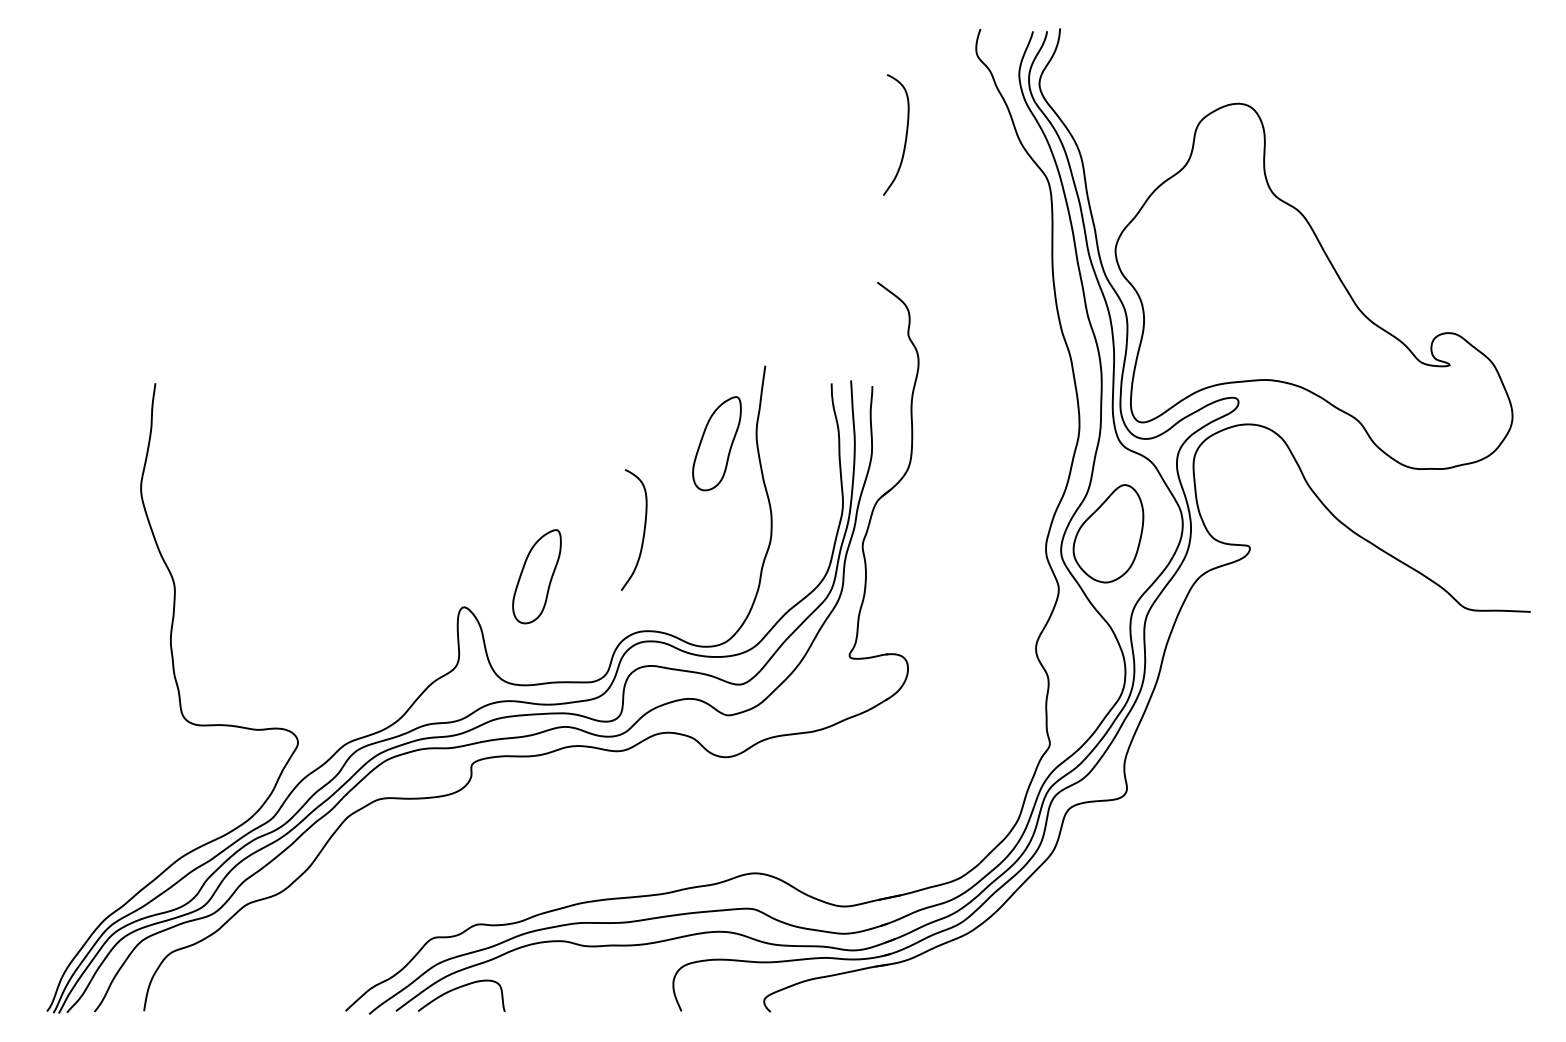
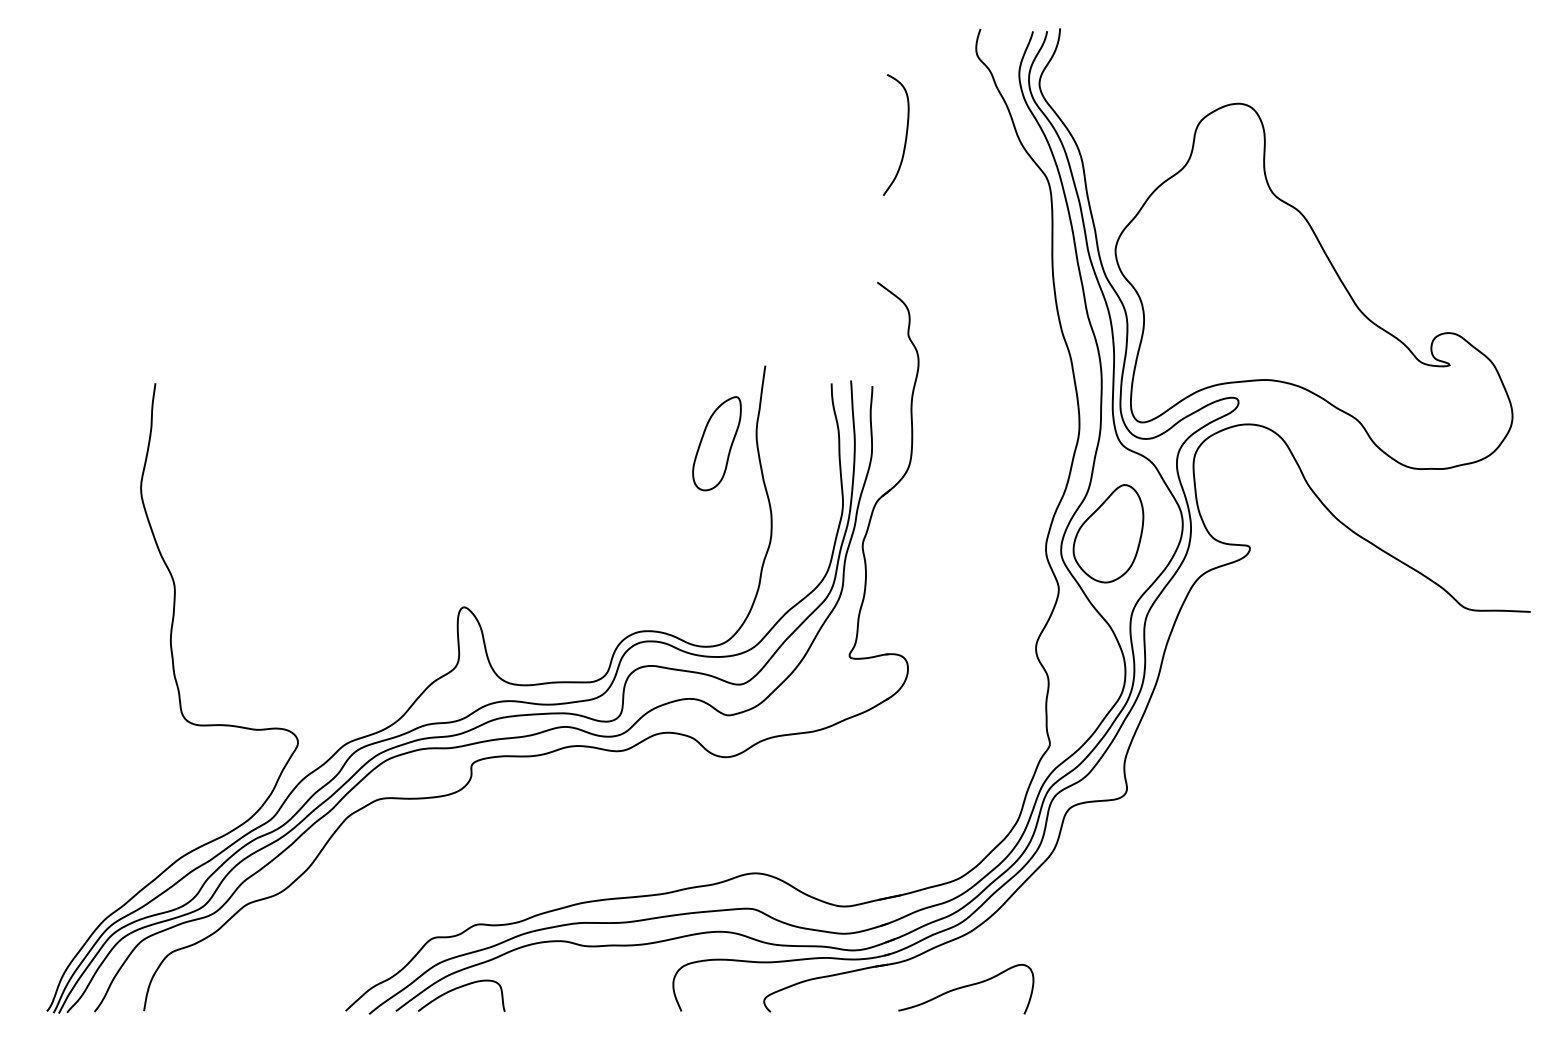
curve: present -> none (643, 529)
part: present -> none (536, 576)
curve: none -> present (966, 987)
